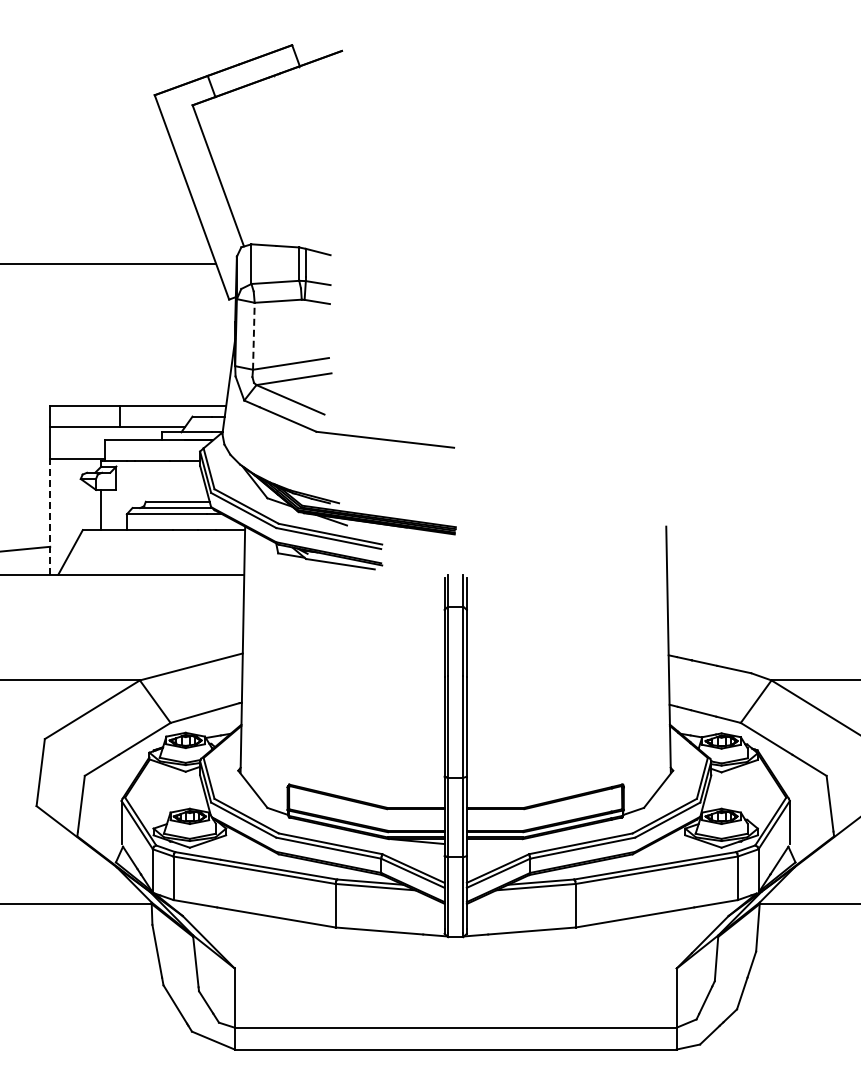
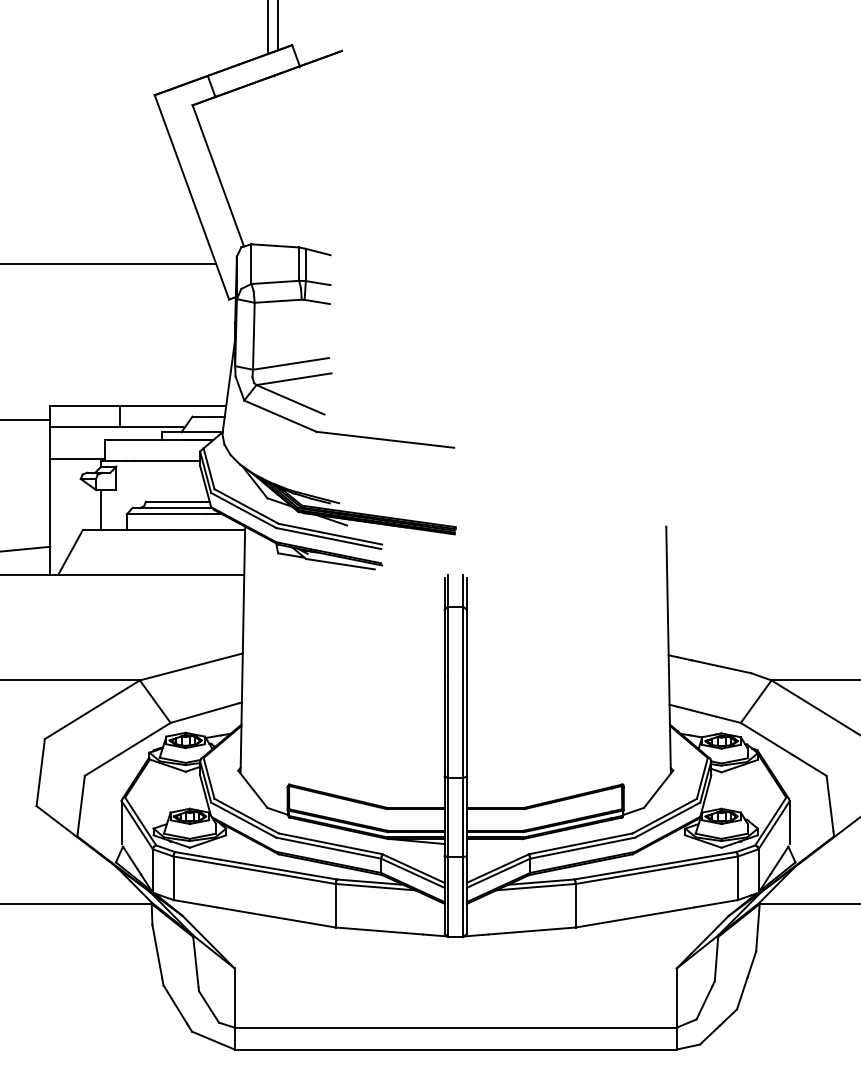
line: none -> present (278, 26)
line: none -> present (267, 28)
line: dashed -> solid (253, 336)
line: none -> present (26, 419)
line: dashed -> solid (50, 516)
